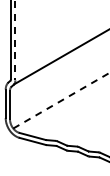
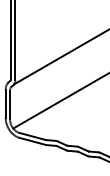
line: dashed -> solid (15, 40)
line: dashed -> solid (61, 100)
